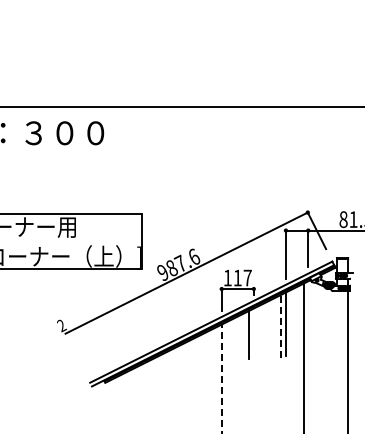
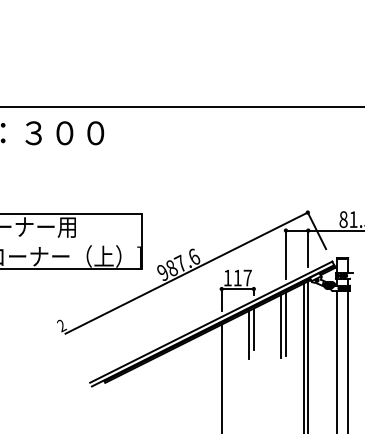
line: dashed -> solid (281, 326)
line: none -> present (253, 329)
line: none -> present (308, 355)
line: none -> present (337, 360)
line: dashed -> solid (221, 378)
